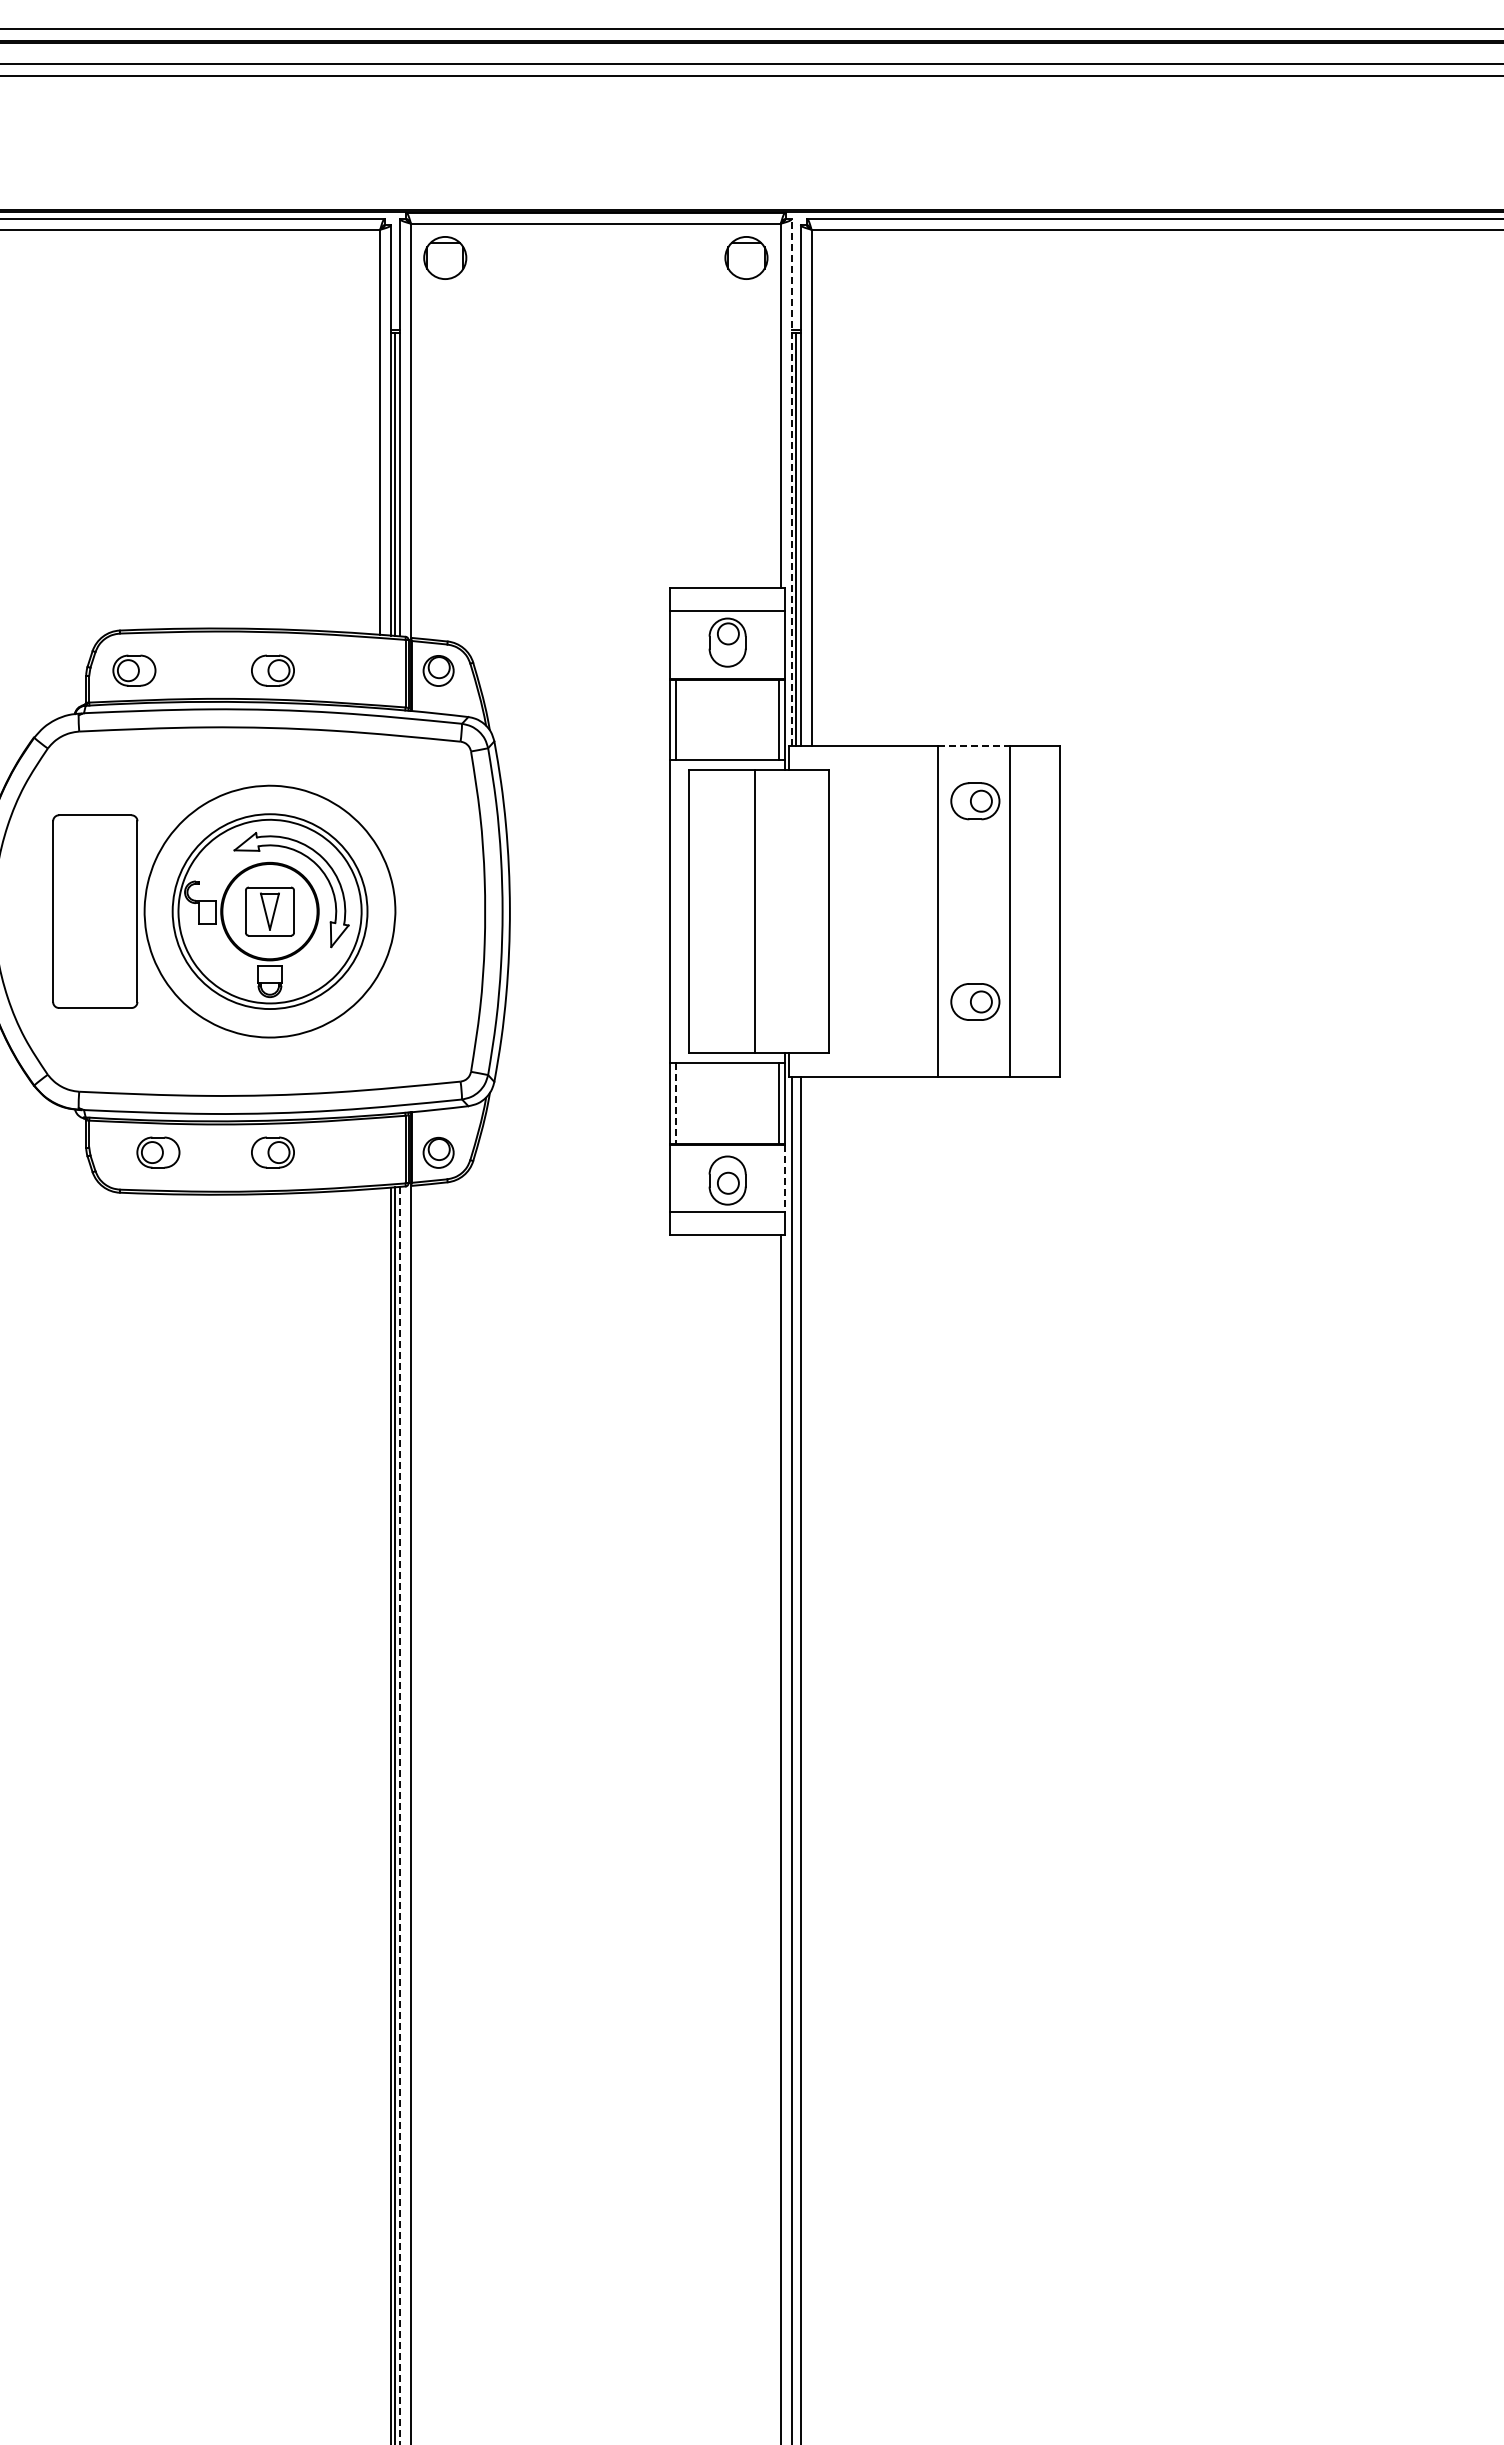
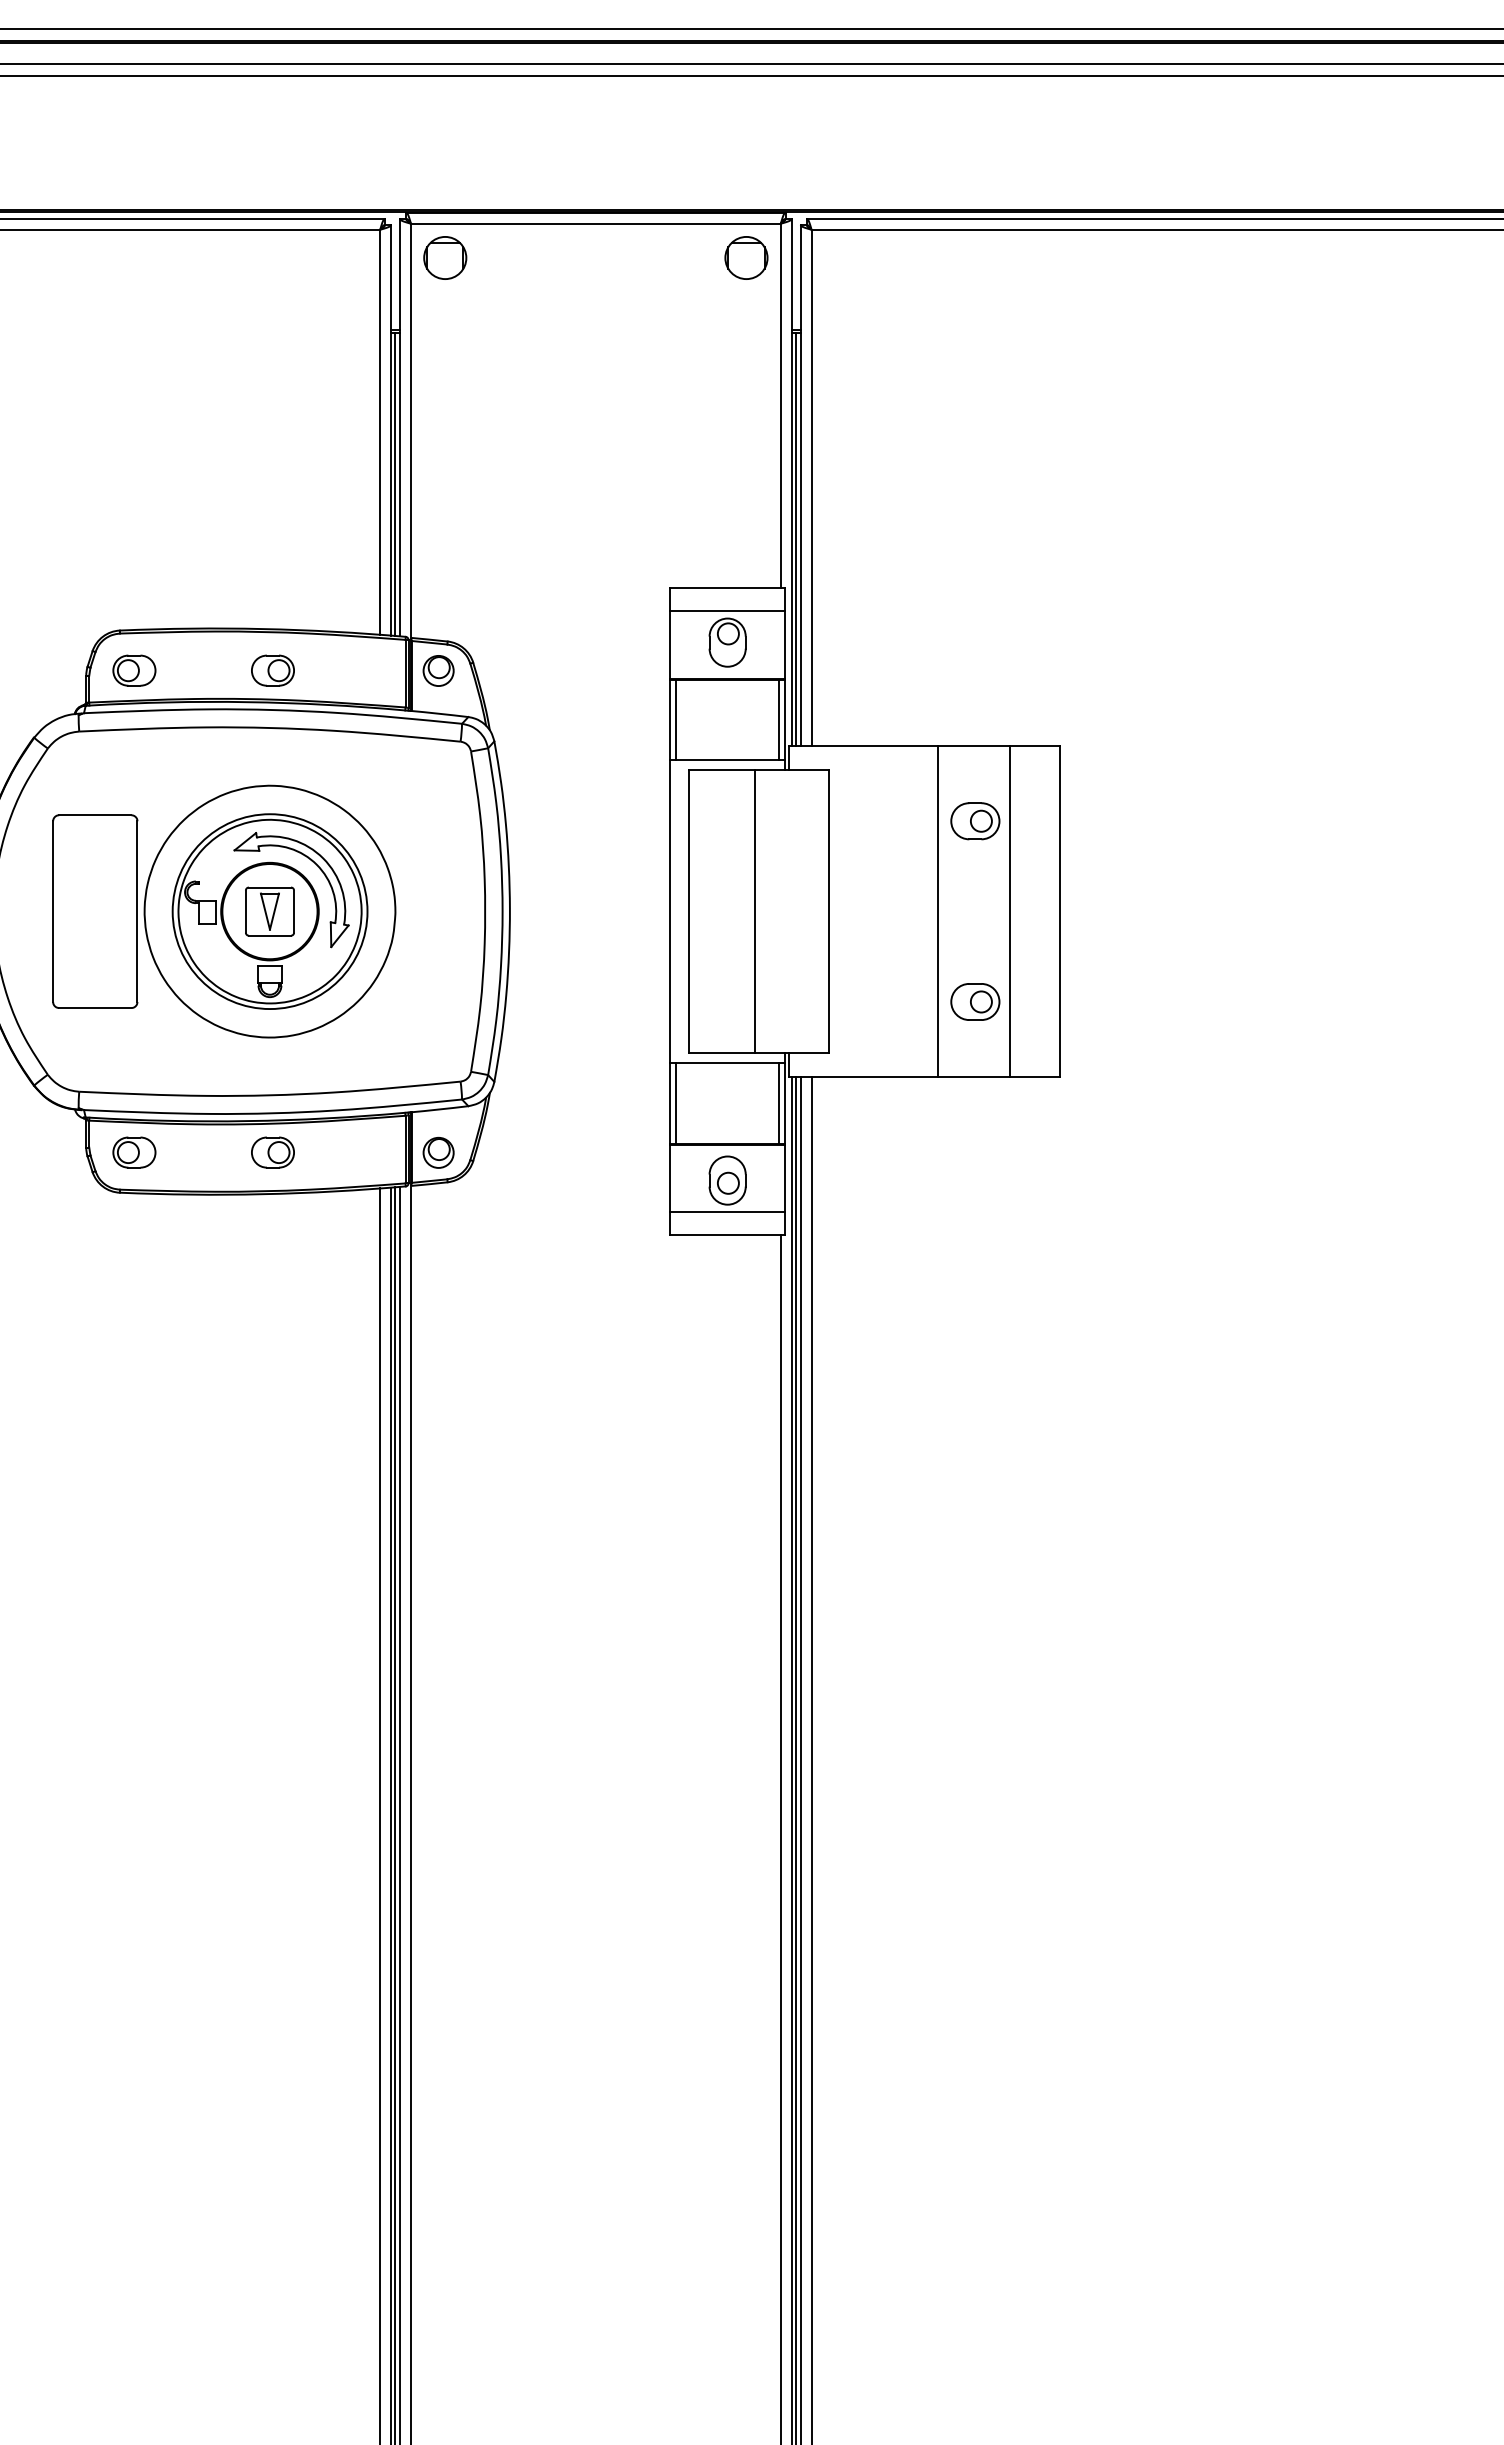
line: dashed -> solid (791, 482)
line: dashed -> solid (974, 745)
part position: (975, 801) -> (975, 821) (975, 821)
line: dashed -> solid (676, 1104)
part position: (158, 1152) -> (134, 1152) (134, 1152)
line: dashed -> solid (784, 1178)
line: none -> present (796, 1759)
line: none -> present (811, 1759)
line: none -> present (380, 1814)
line: dashed -> solid (400, 1815)
